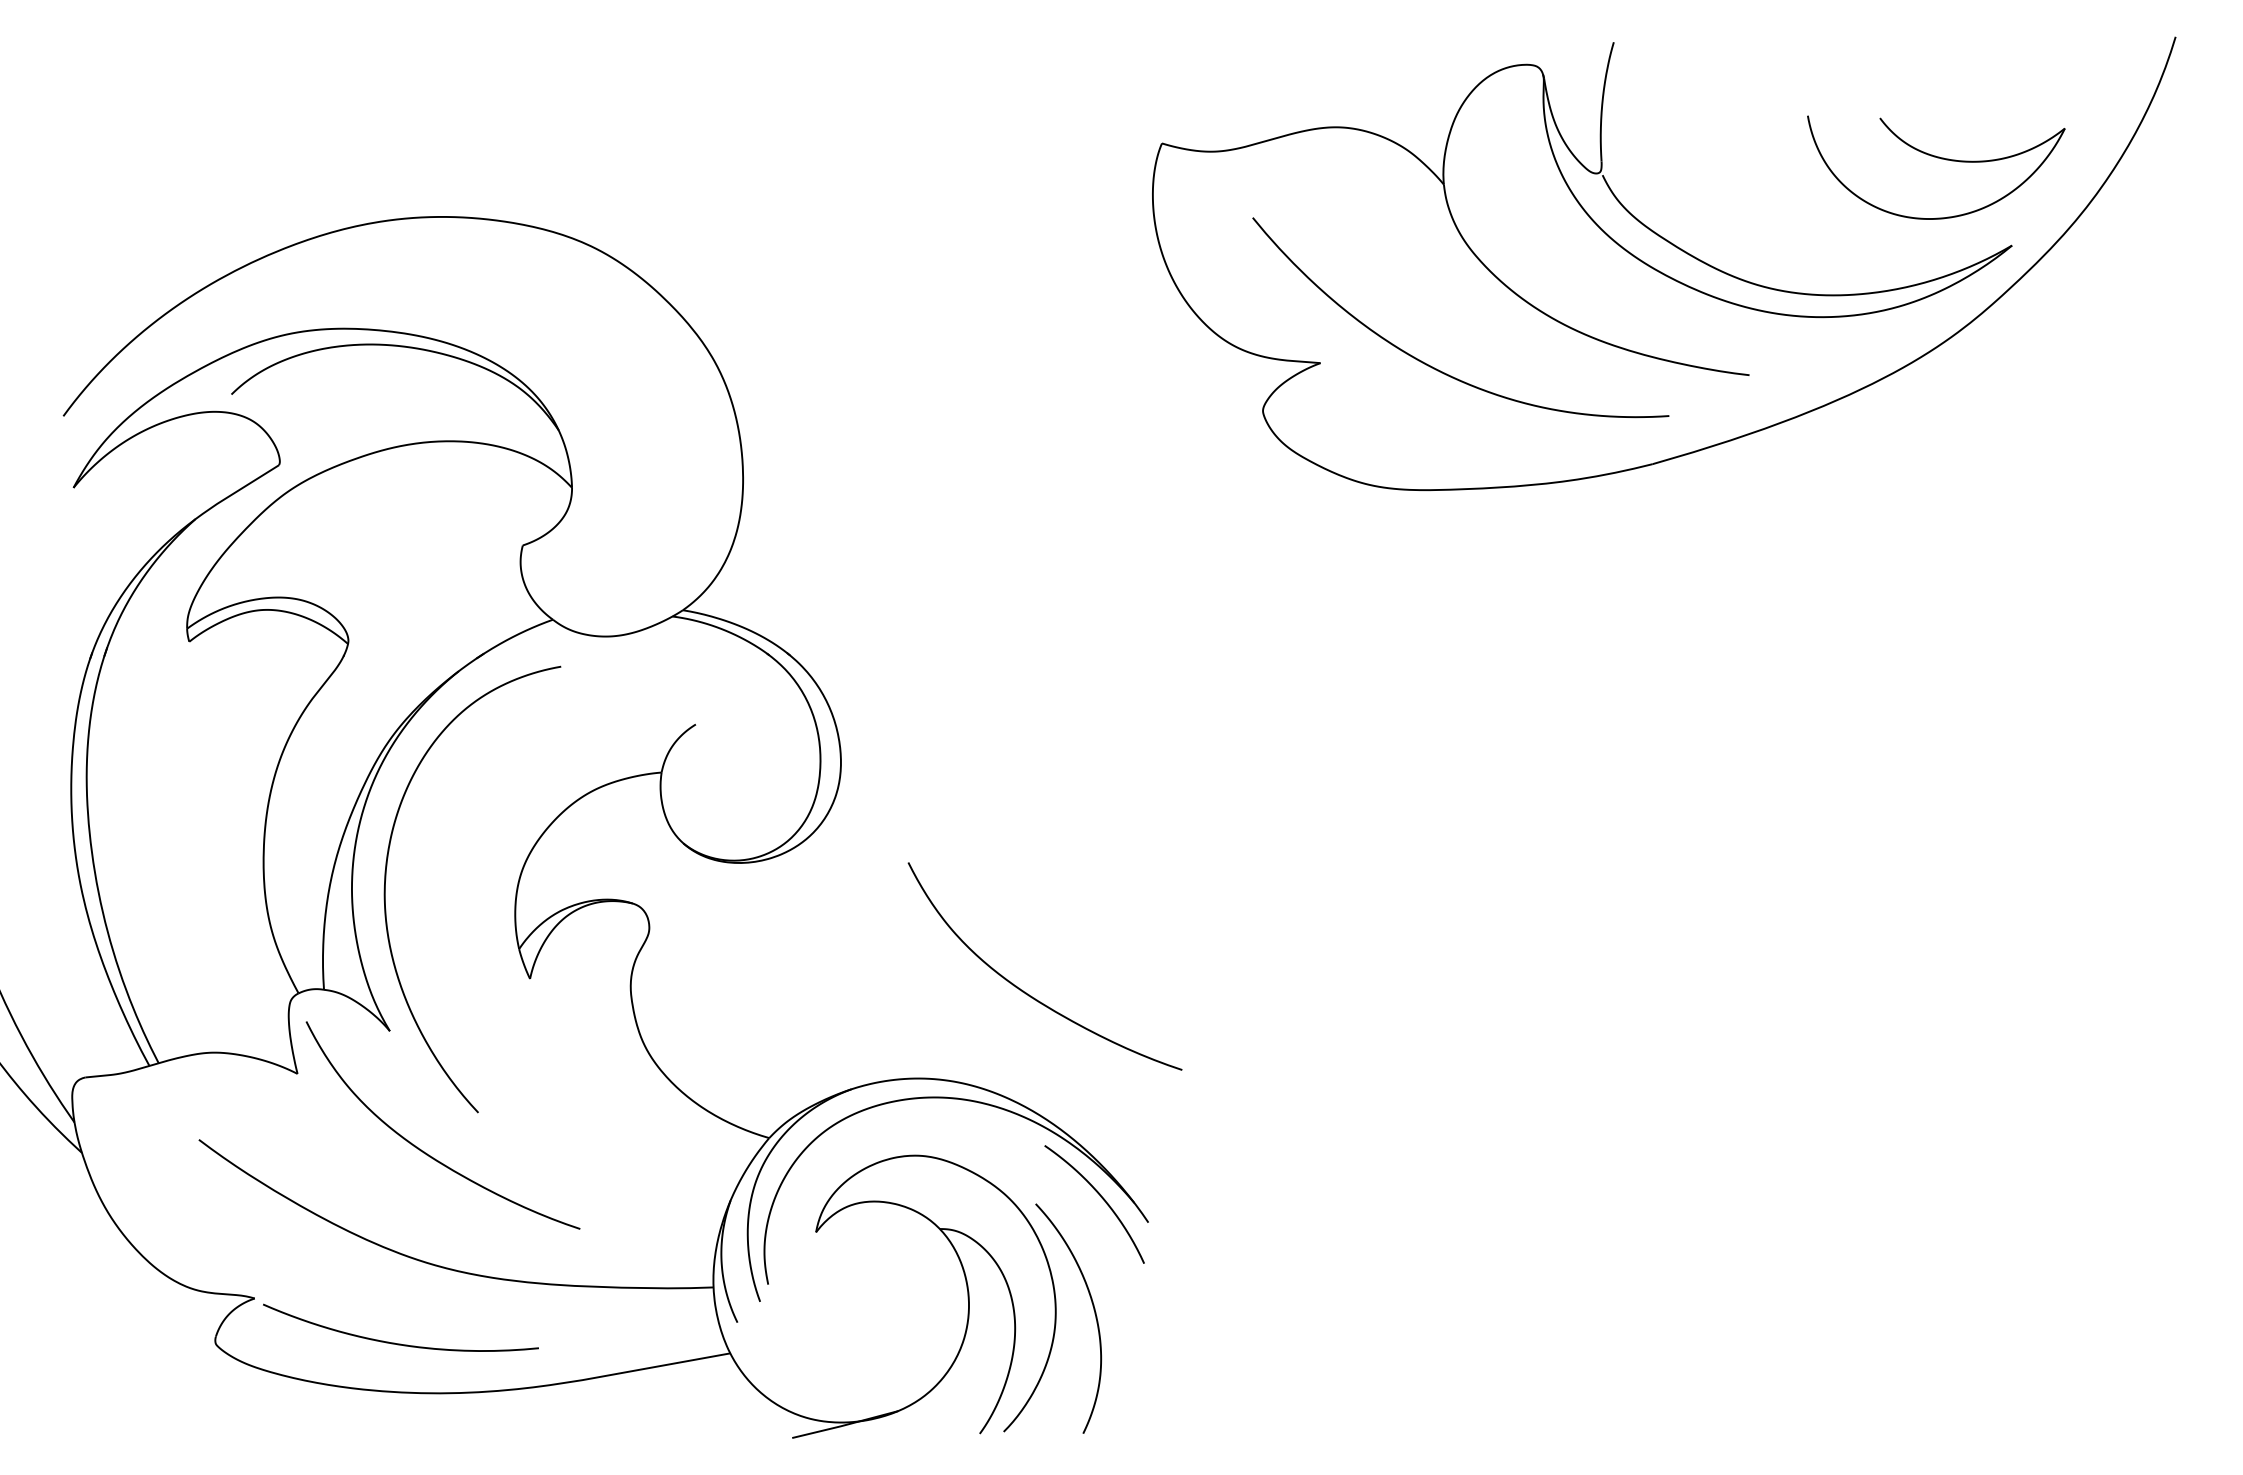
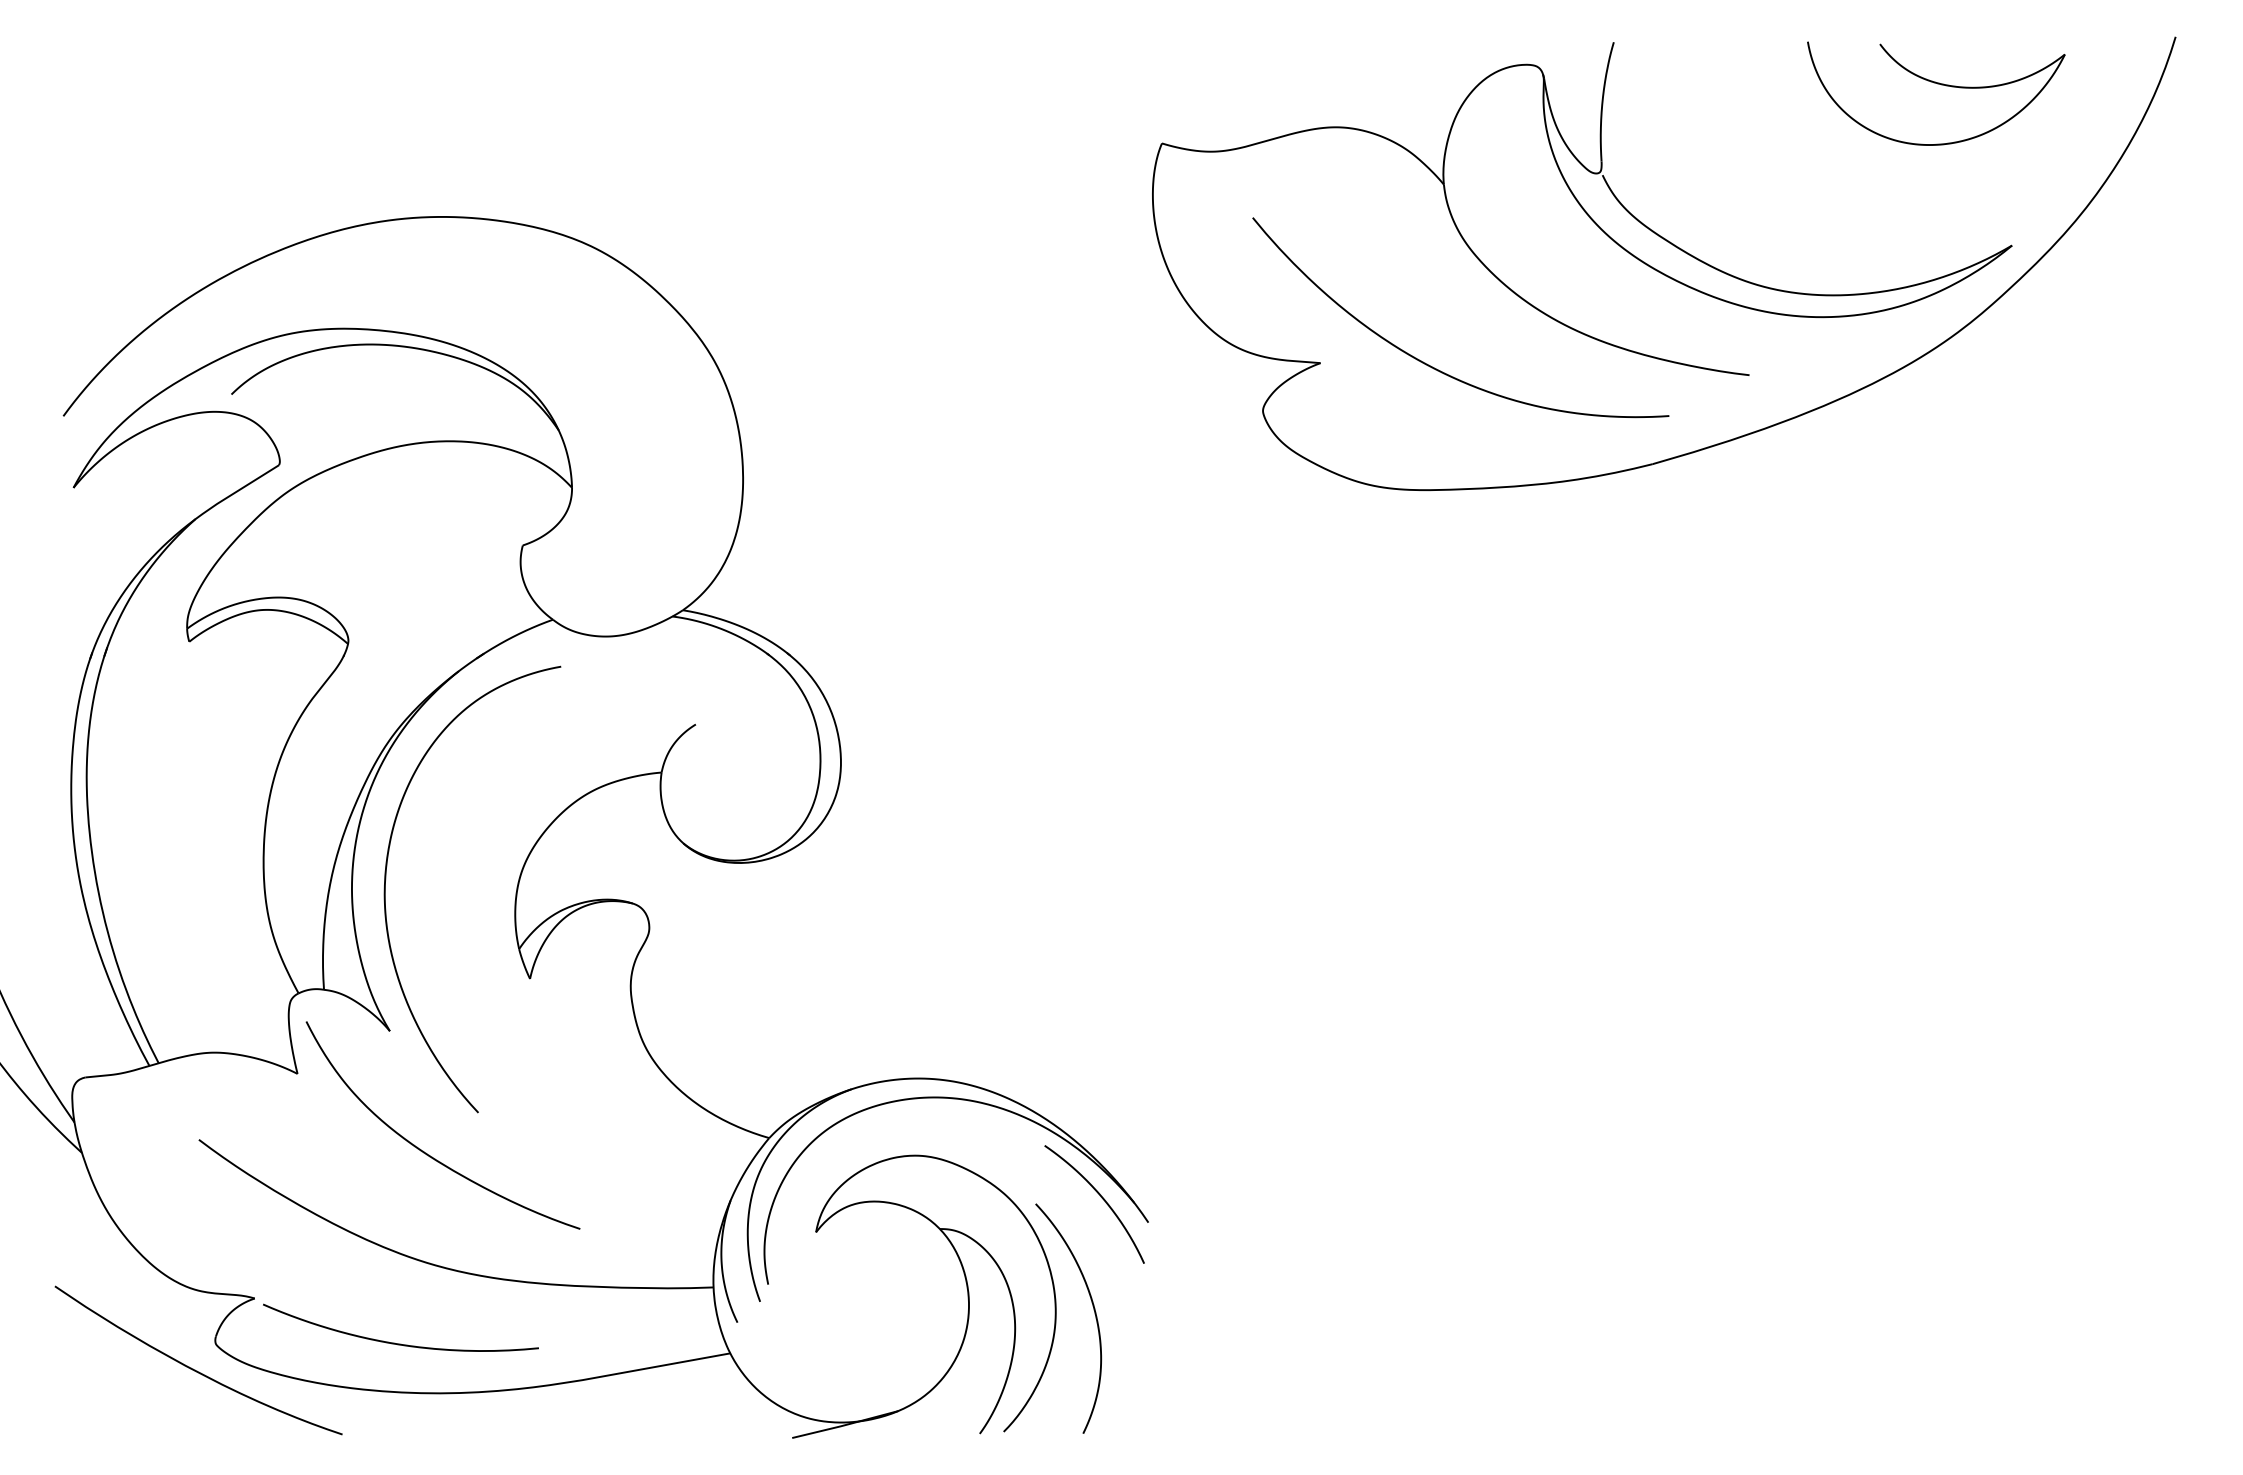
part position: (1937, 158) -> (1937, 84) (1937, 84)
curve: present -> none (1026, 992)
curve: none -> present (193, 1368)
